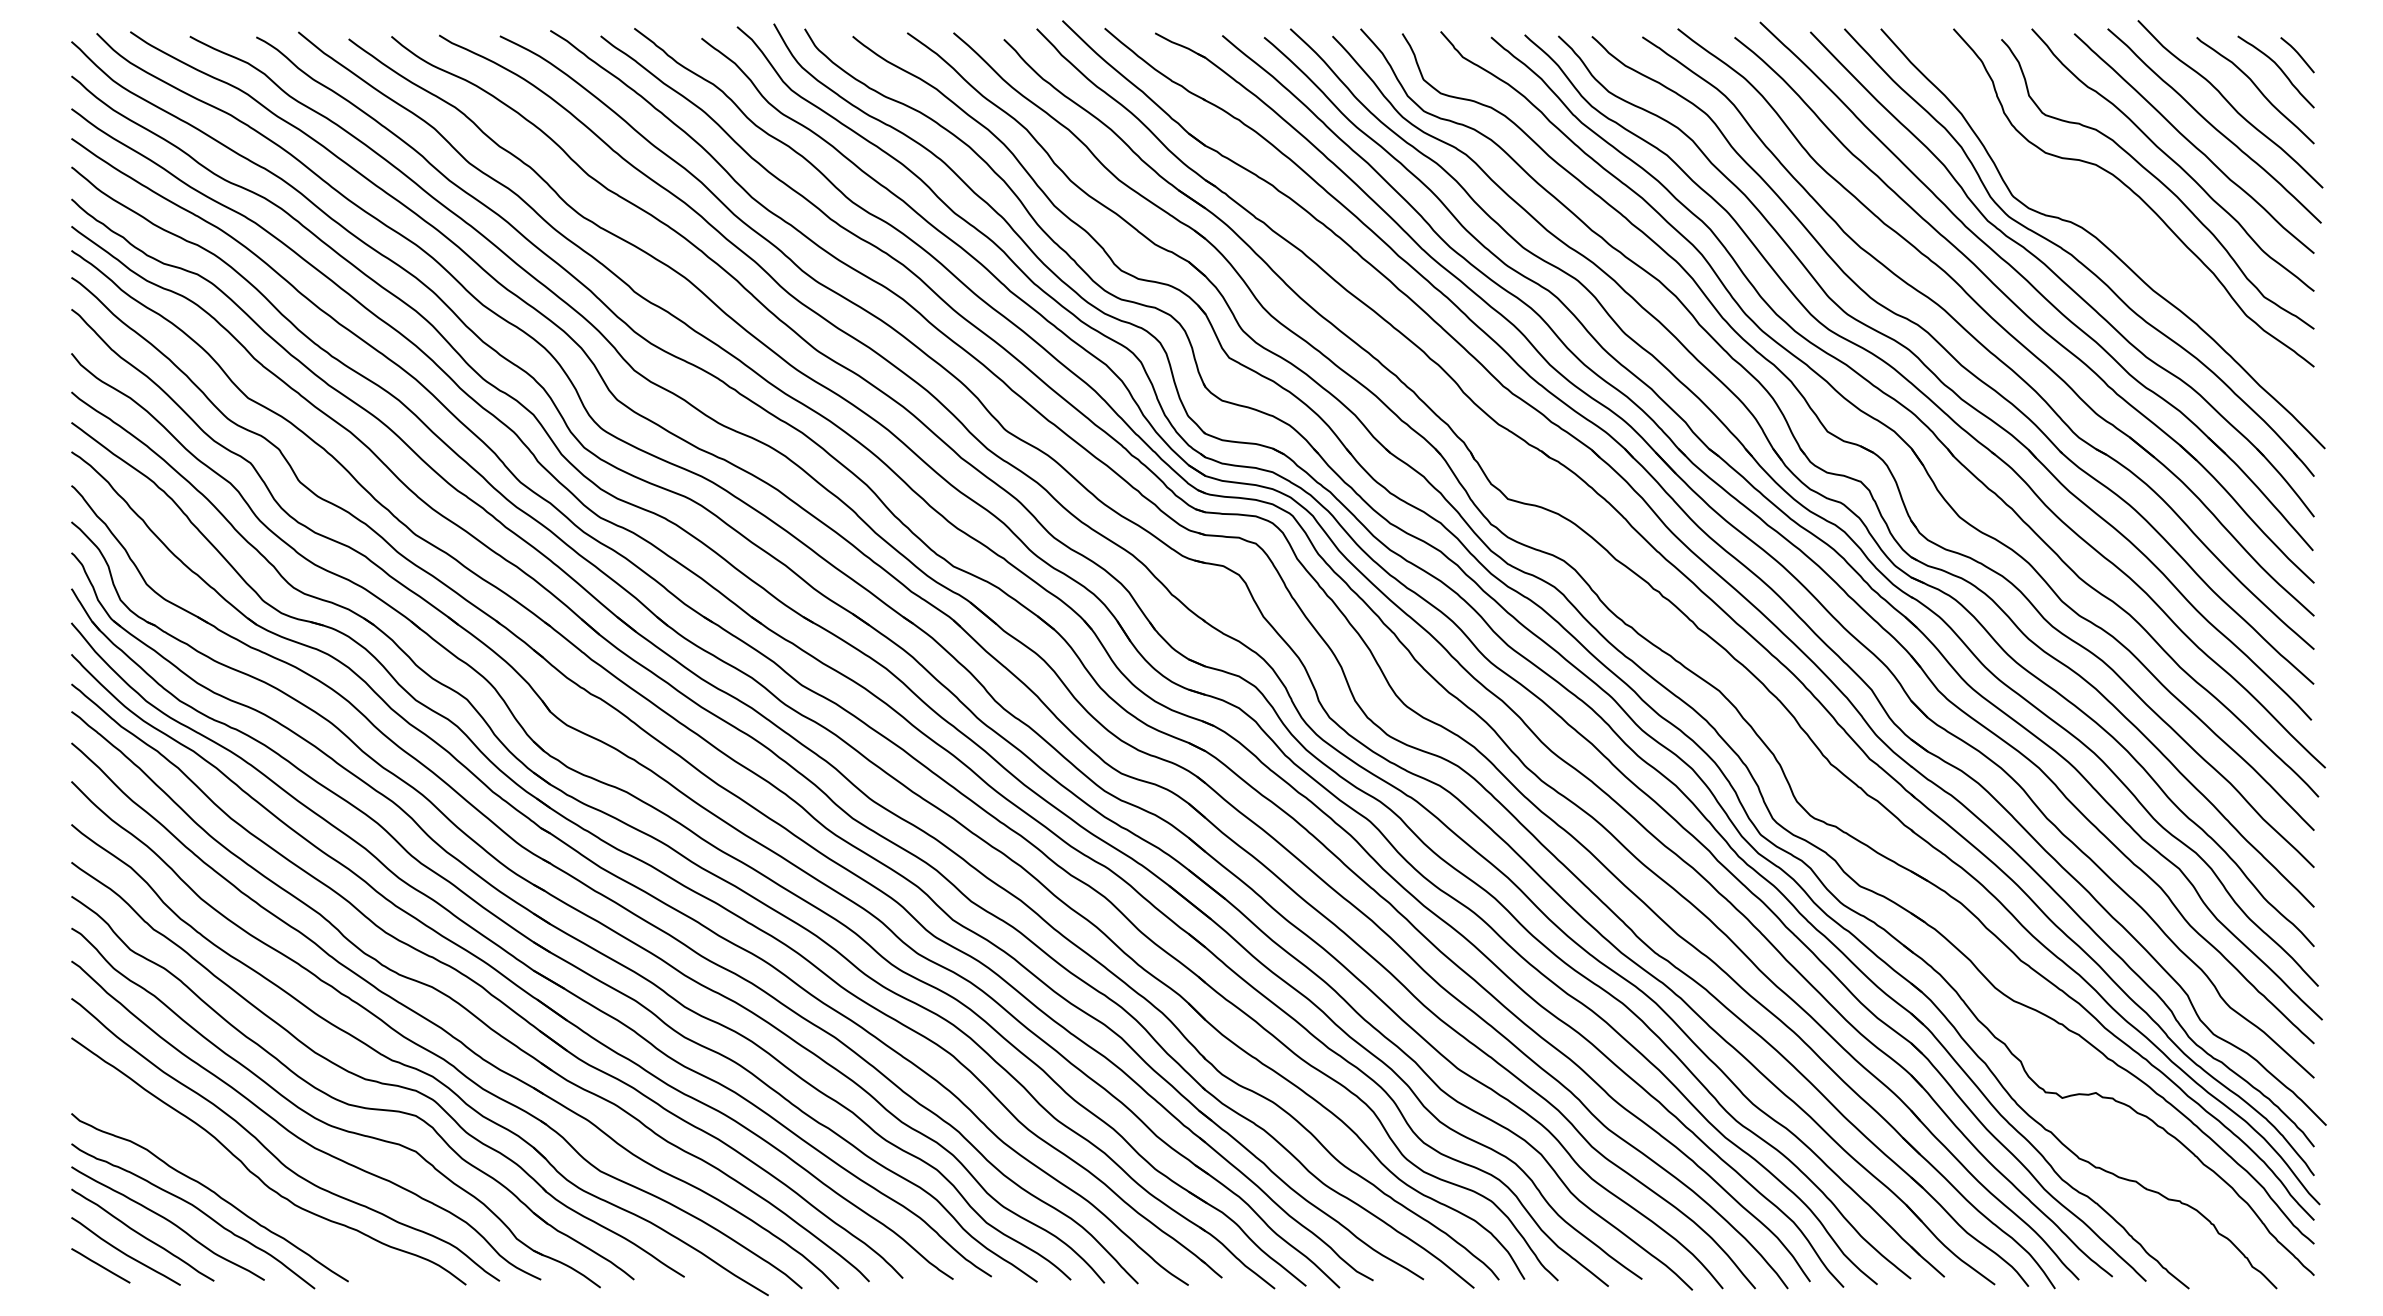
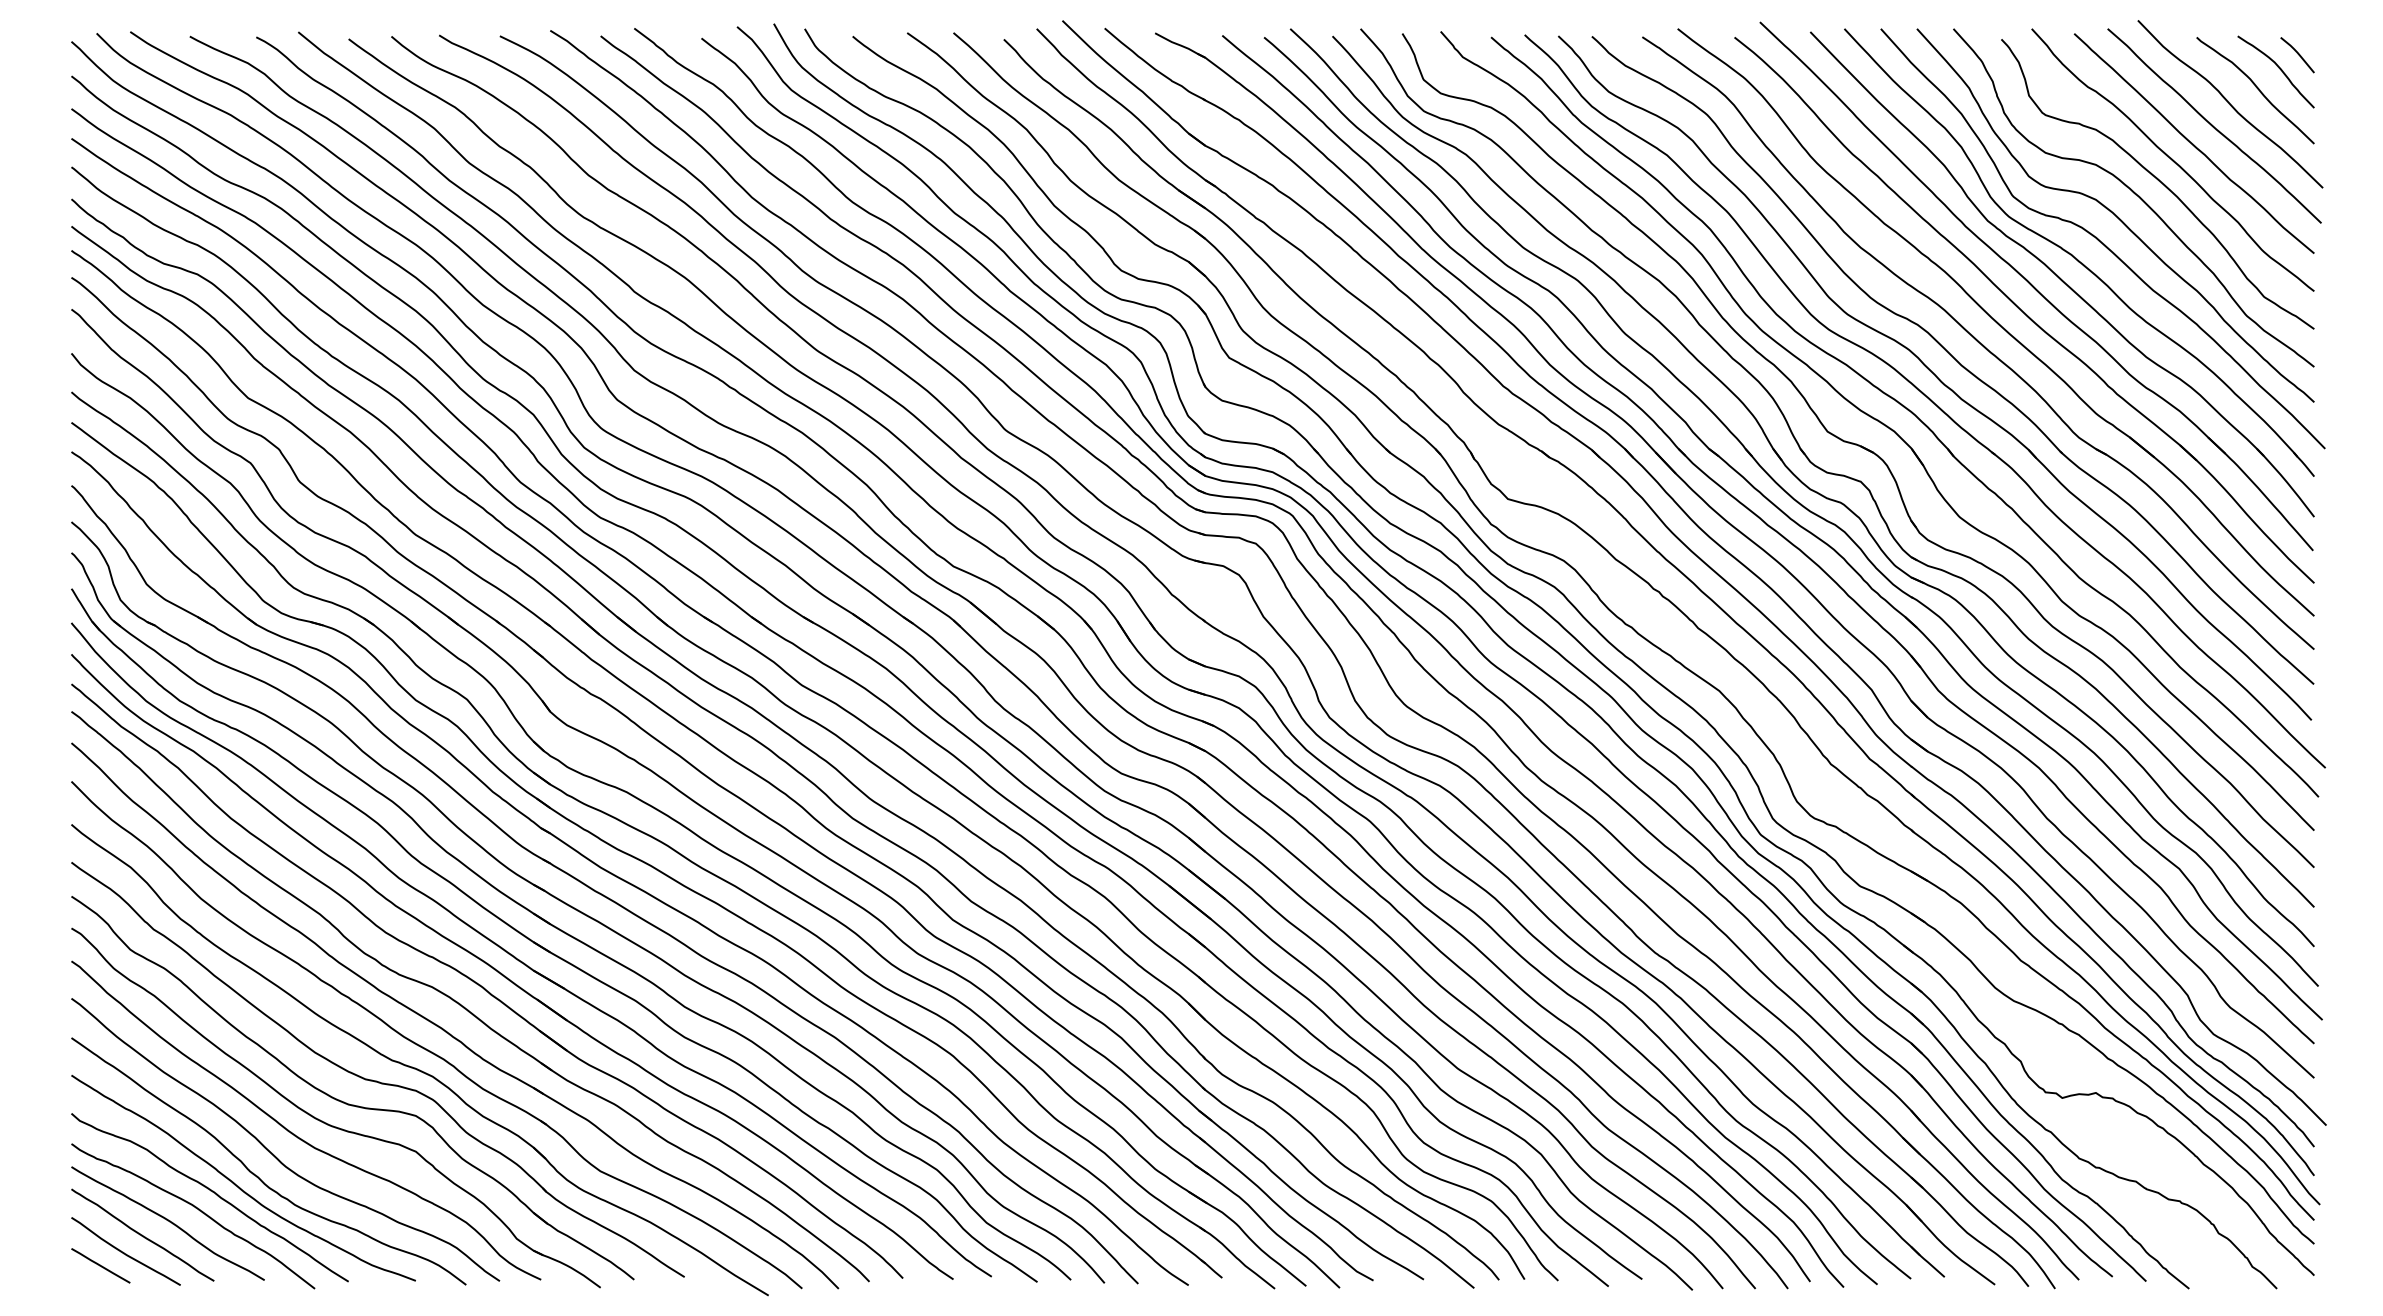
curve: none -> present (2115, 215)
curve: none -> present (239, 1186)
